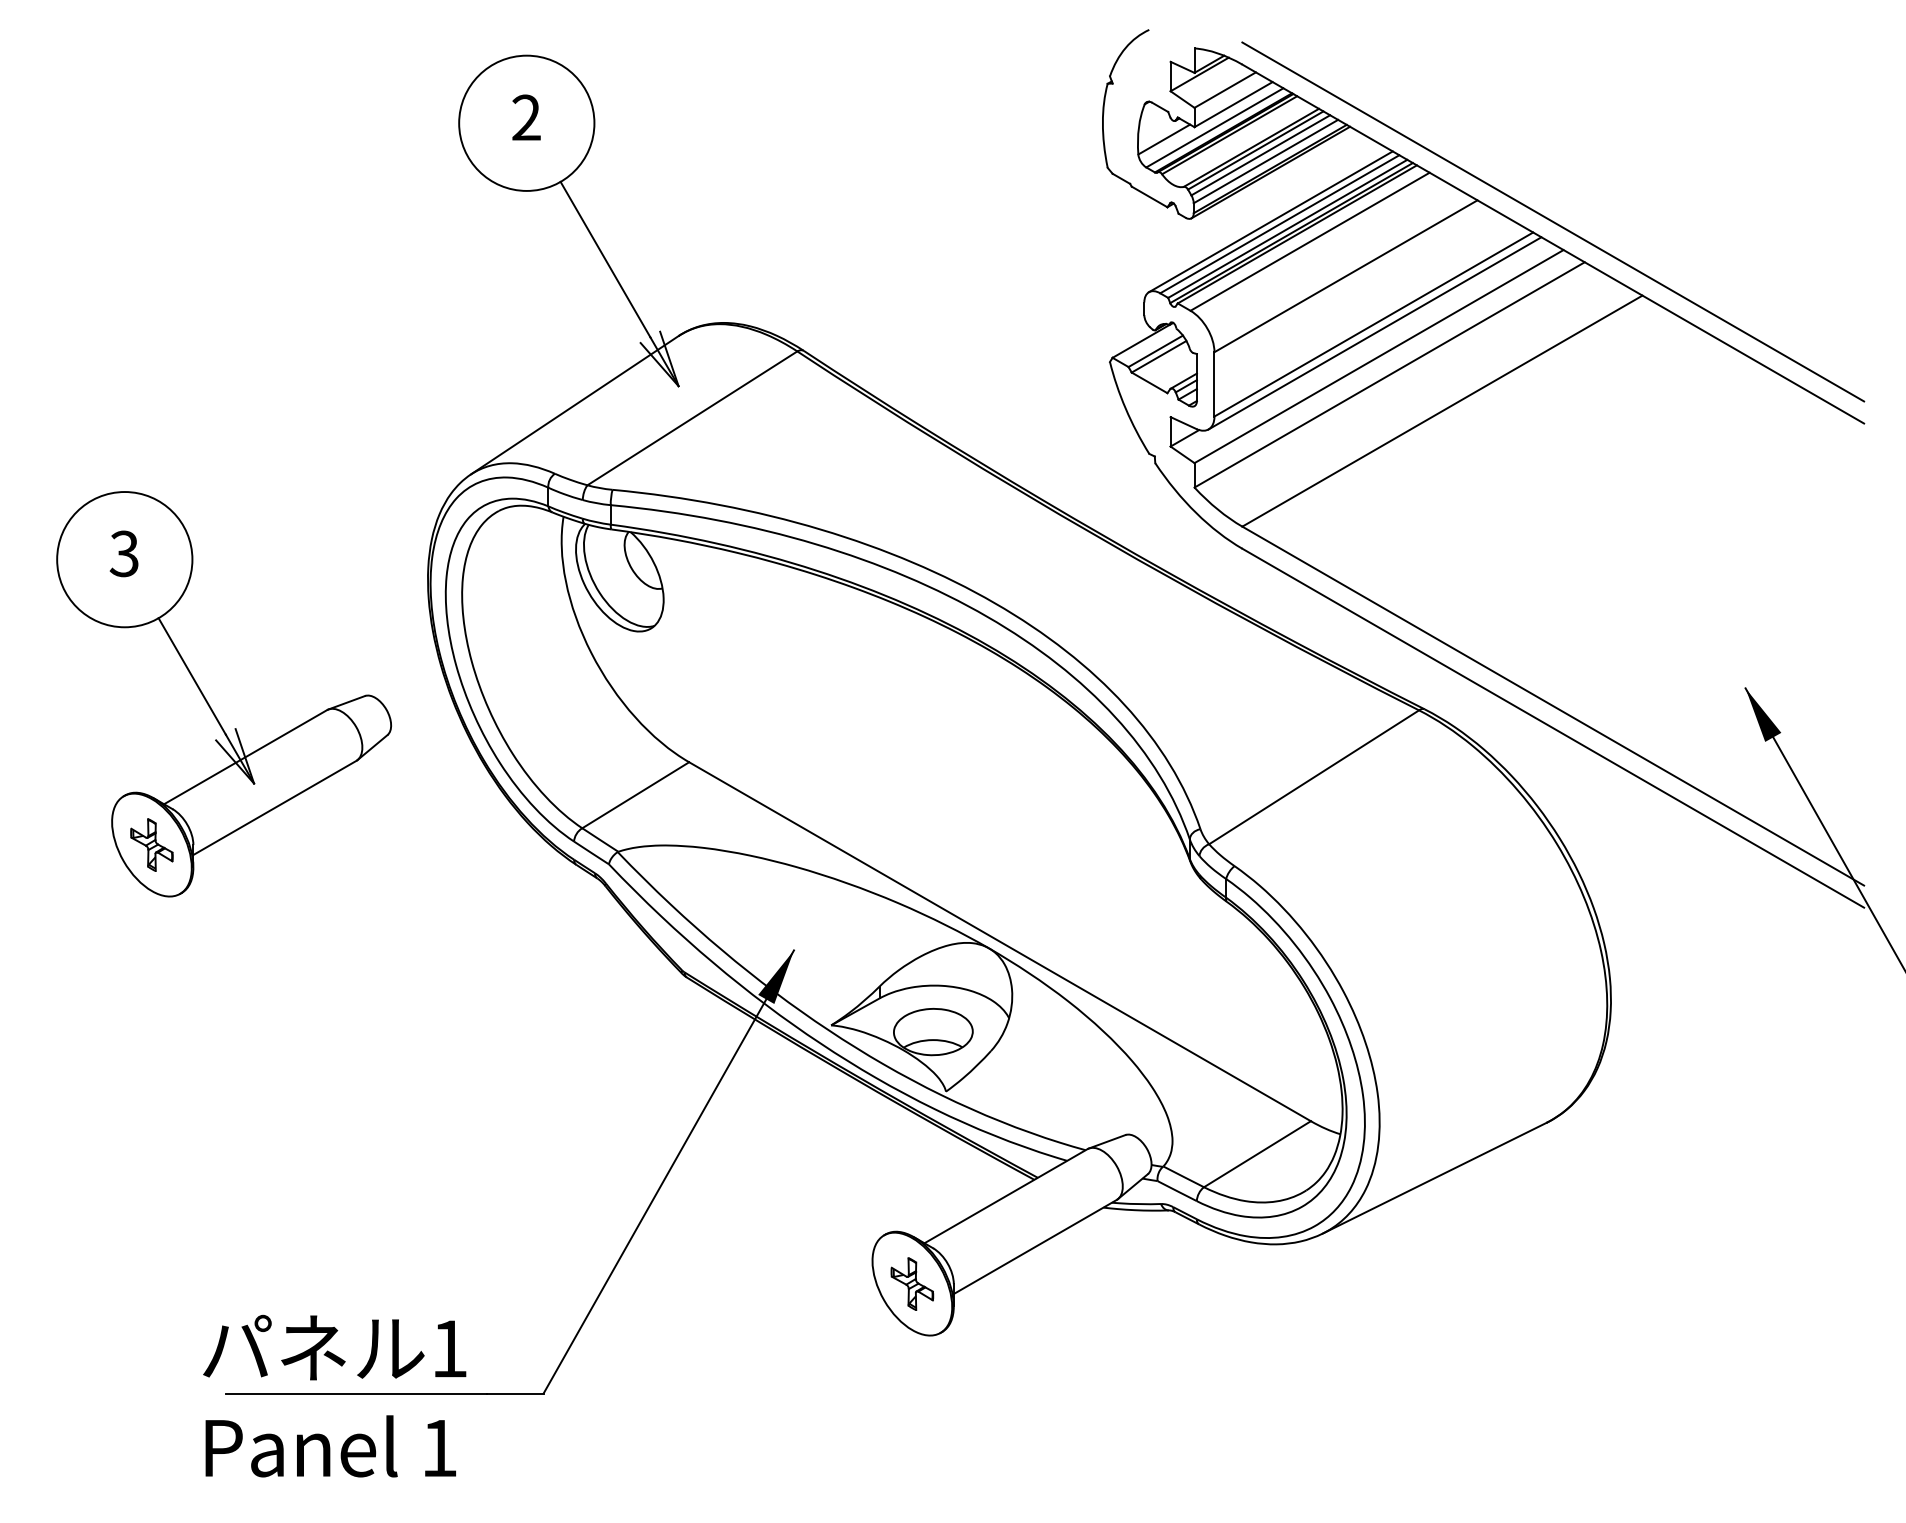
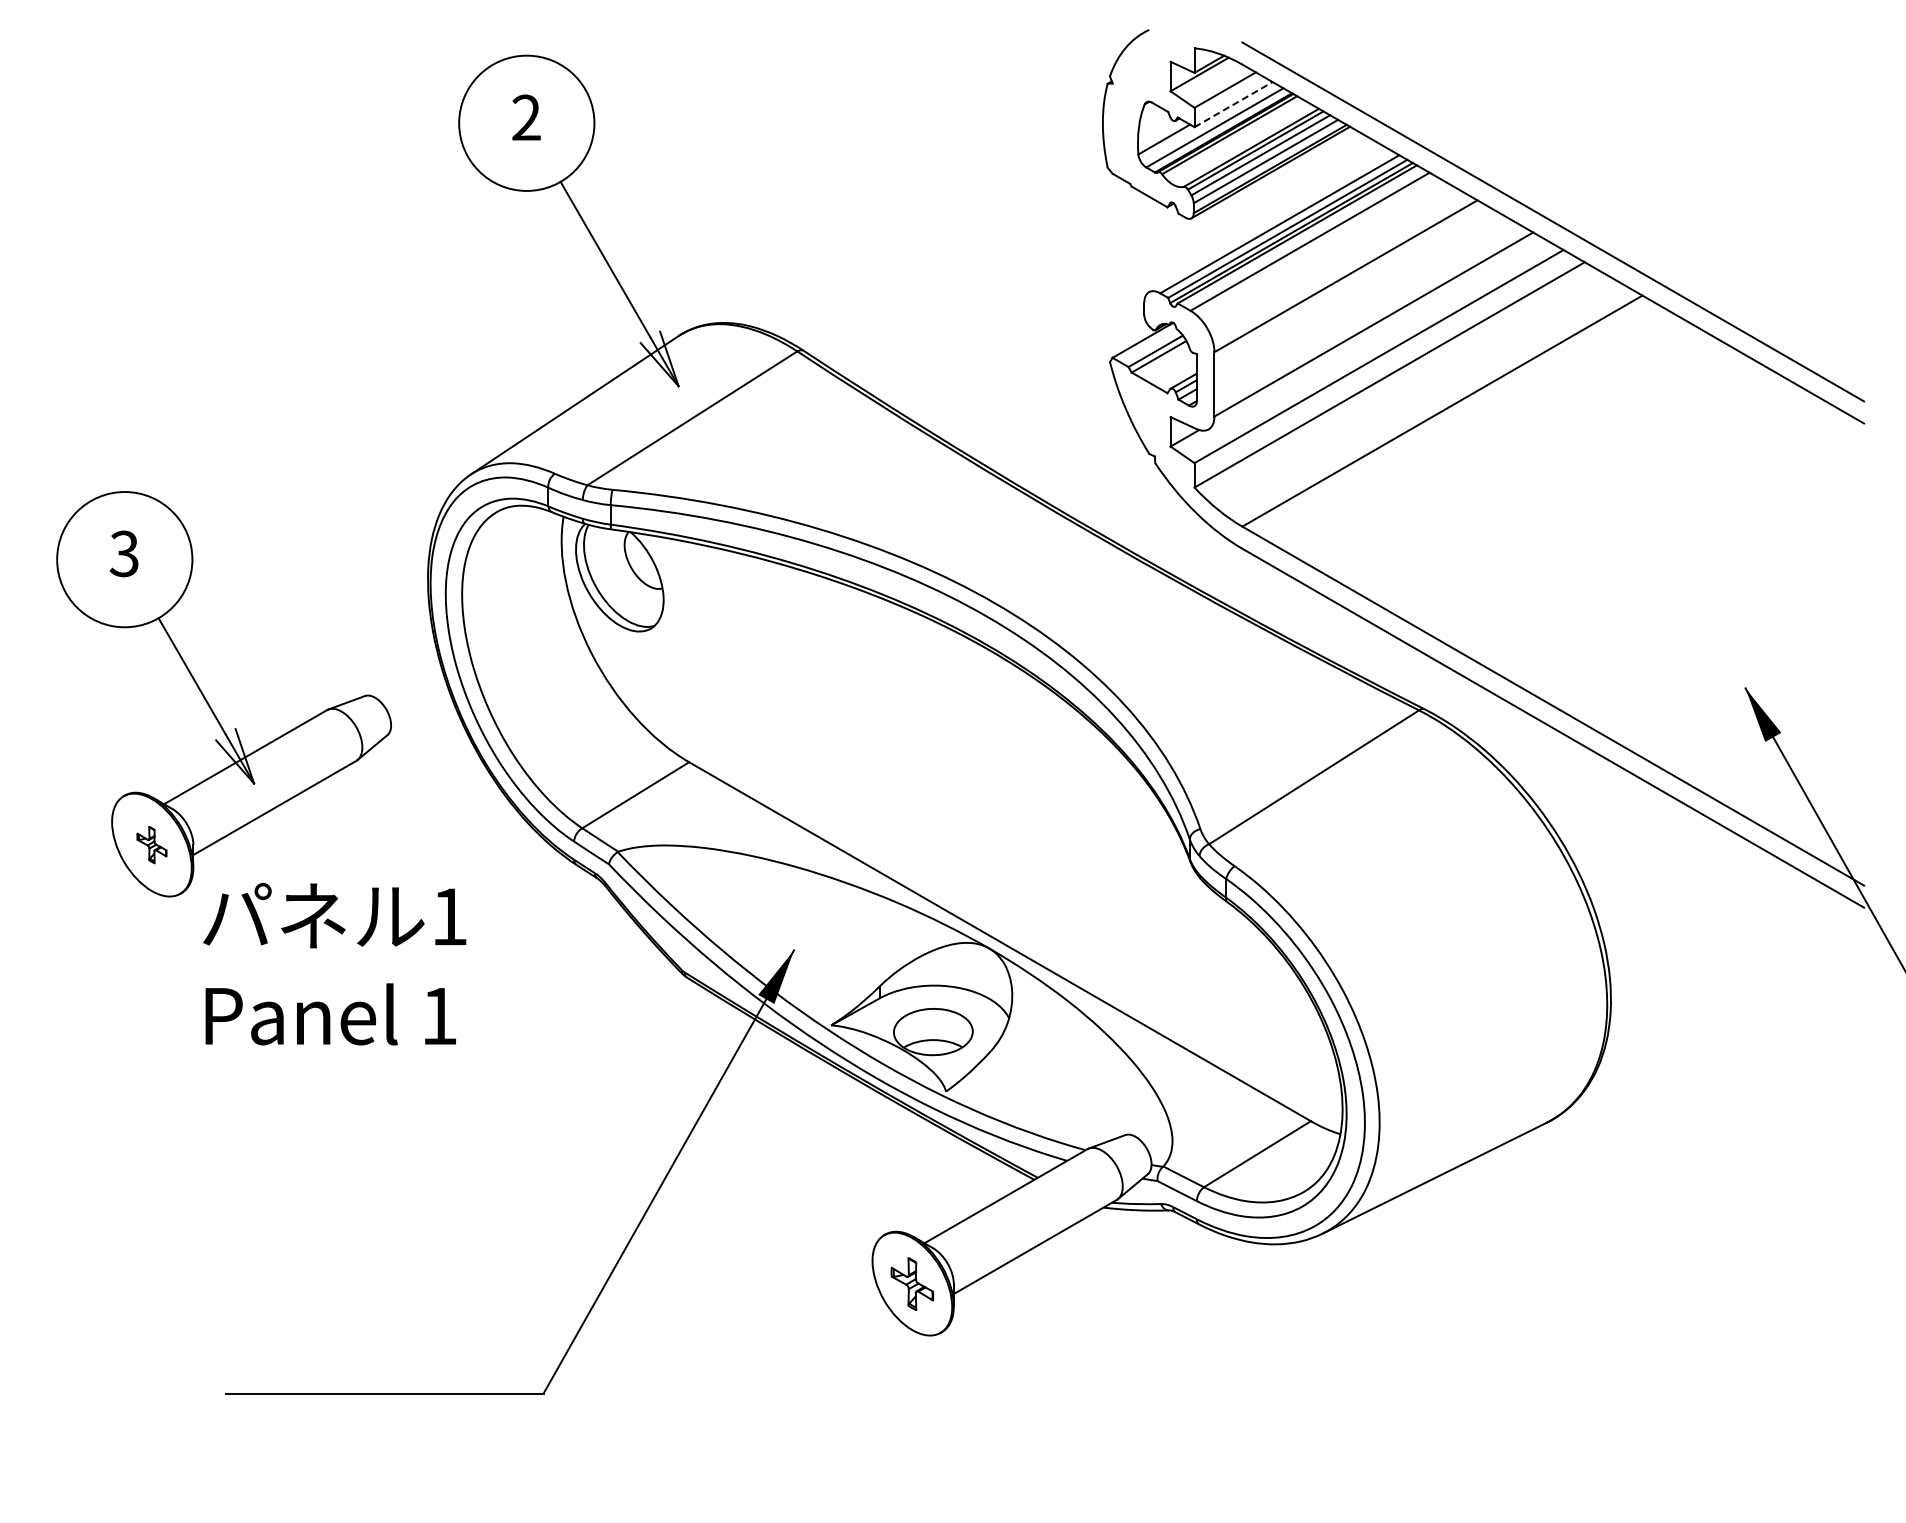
line: solid -> dashed (1234, 104)
line: present -> none (1270, 221)
line: present -> none (1374, 333)
part size: 44x54 px -> 32x39 px (151, 845)
text position: (334, 1395) -> (334, 963) (334, 963)
